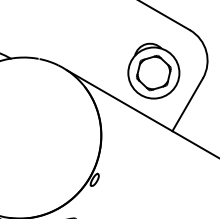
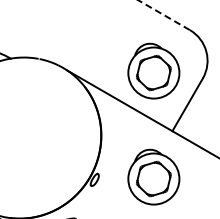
line: solid -> dashed (163, 15)
part: none -> present (153, 176)
